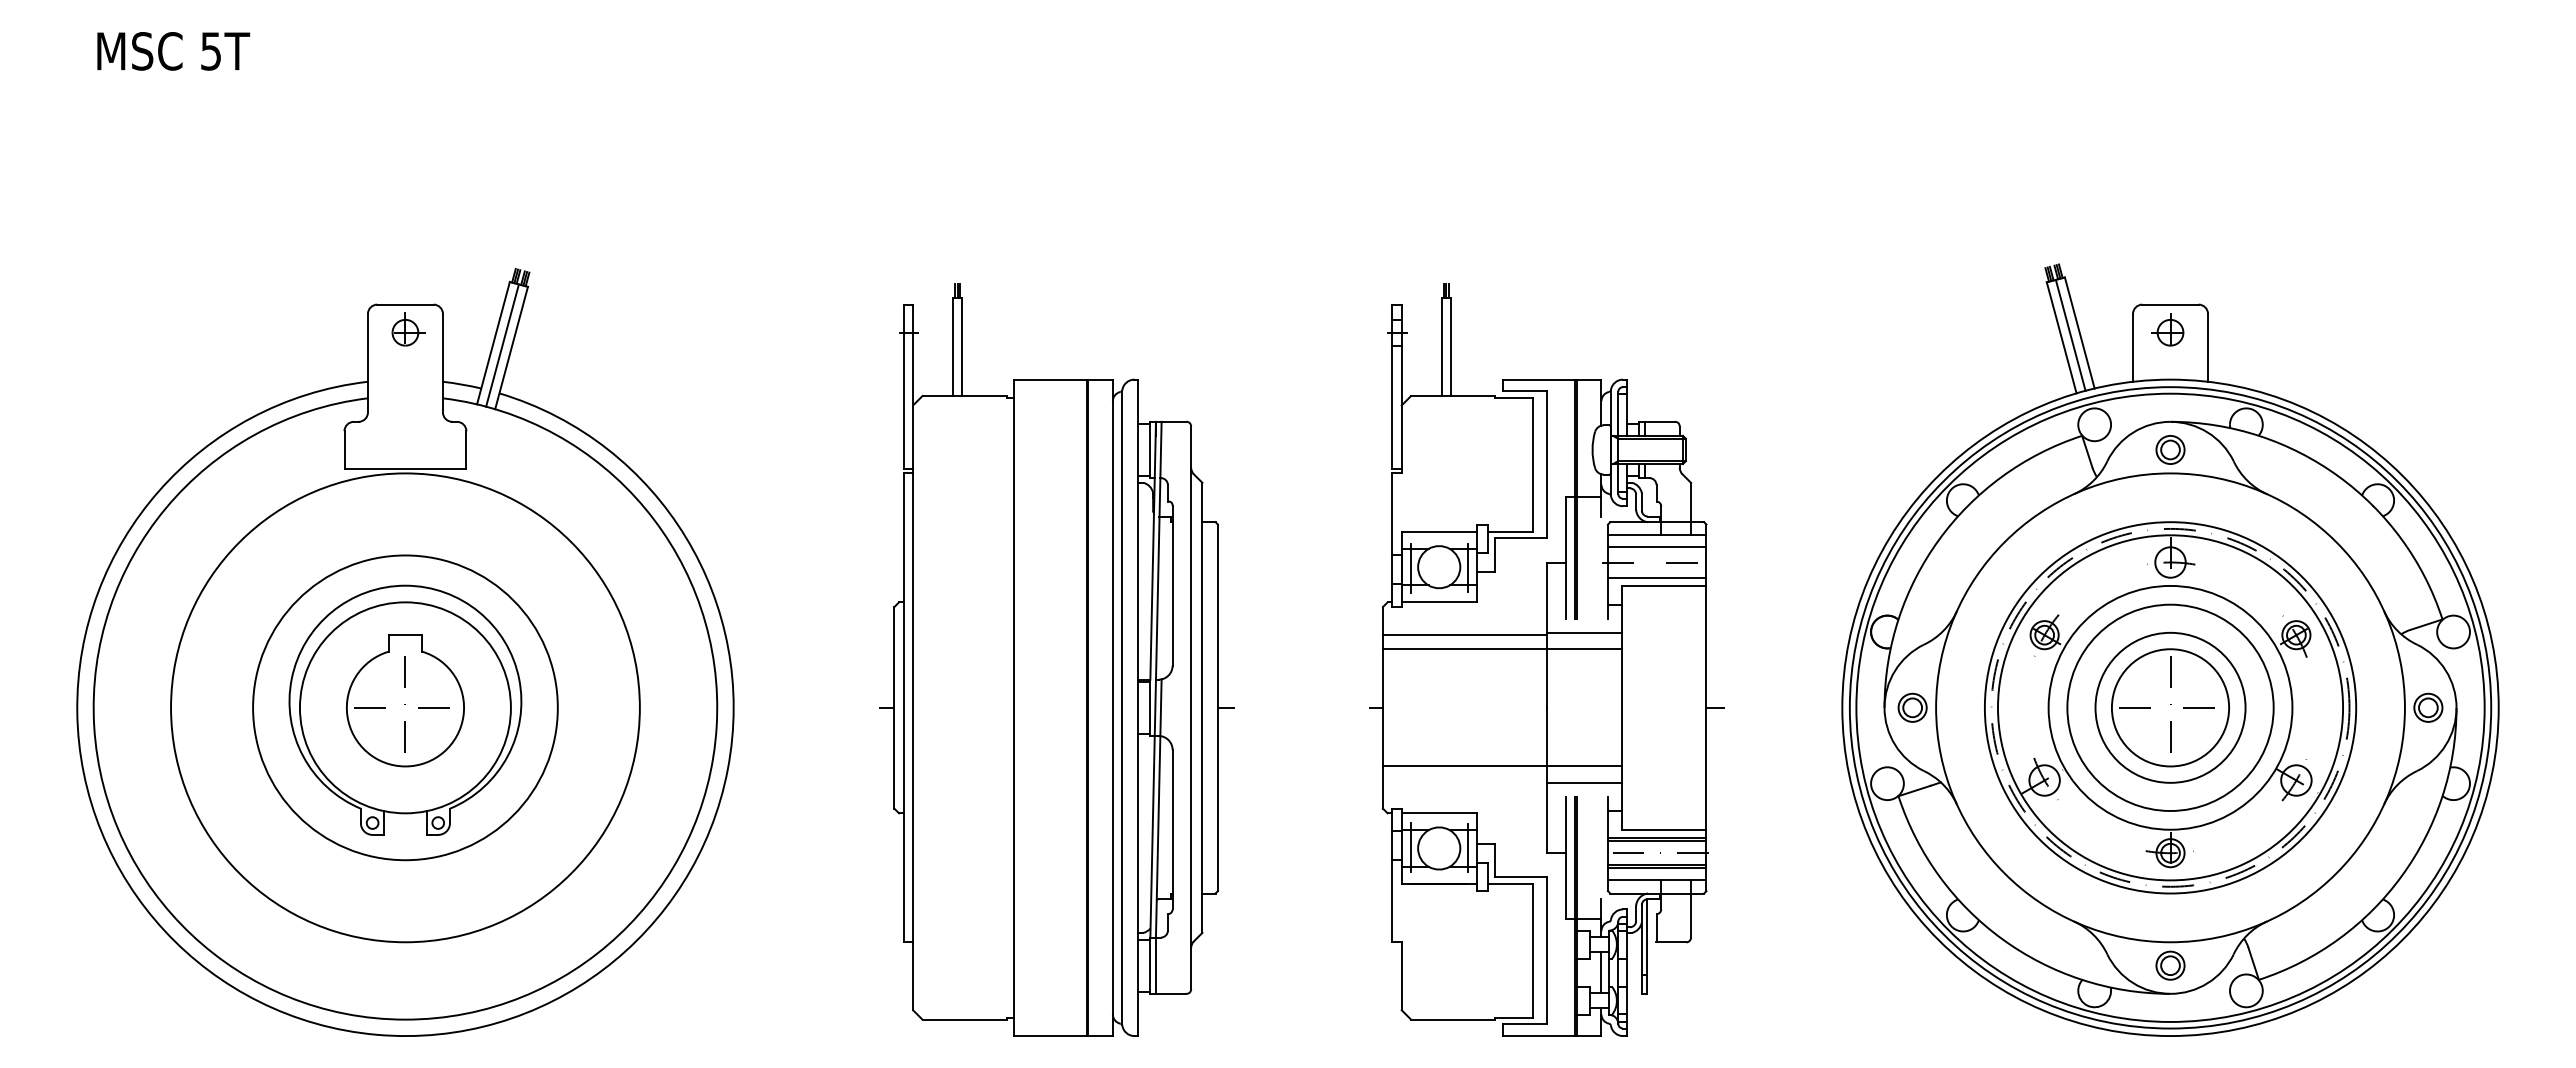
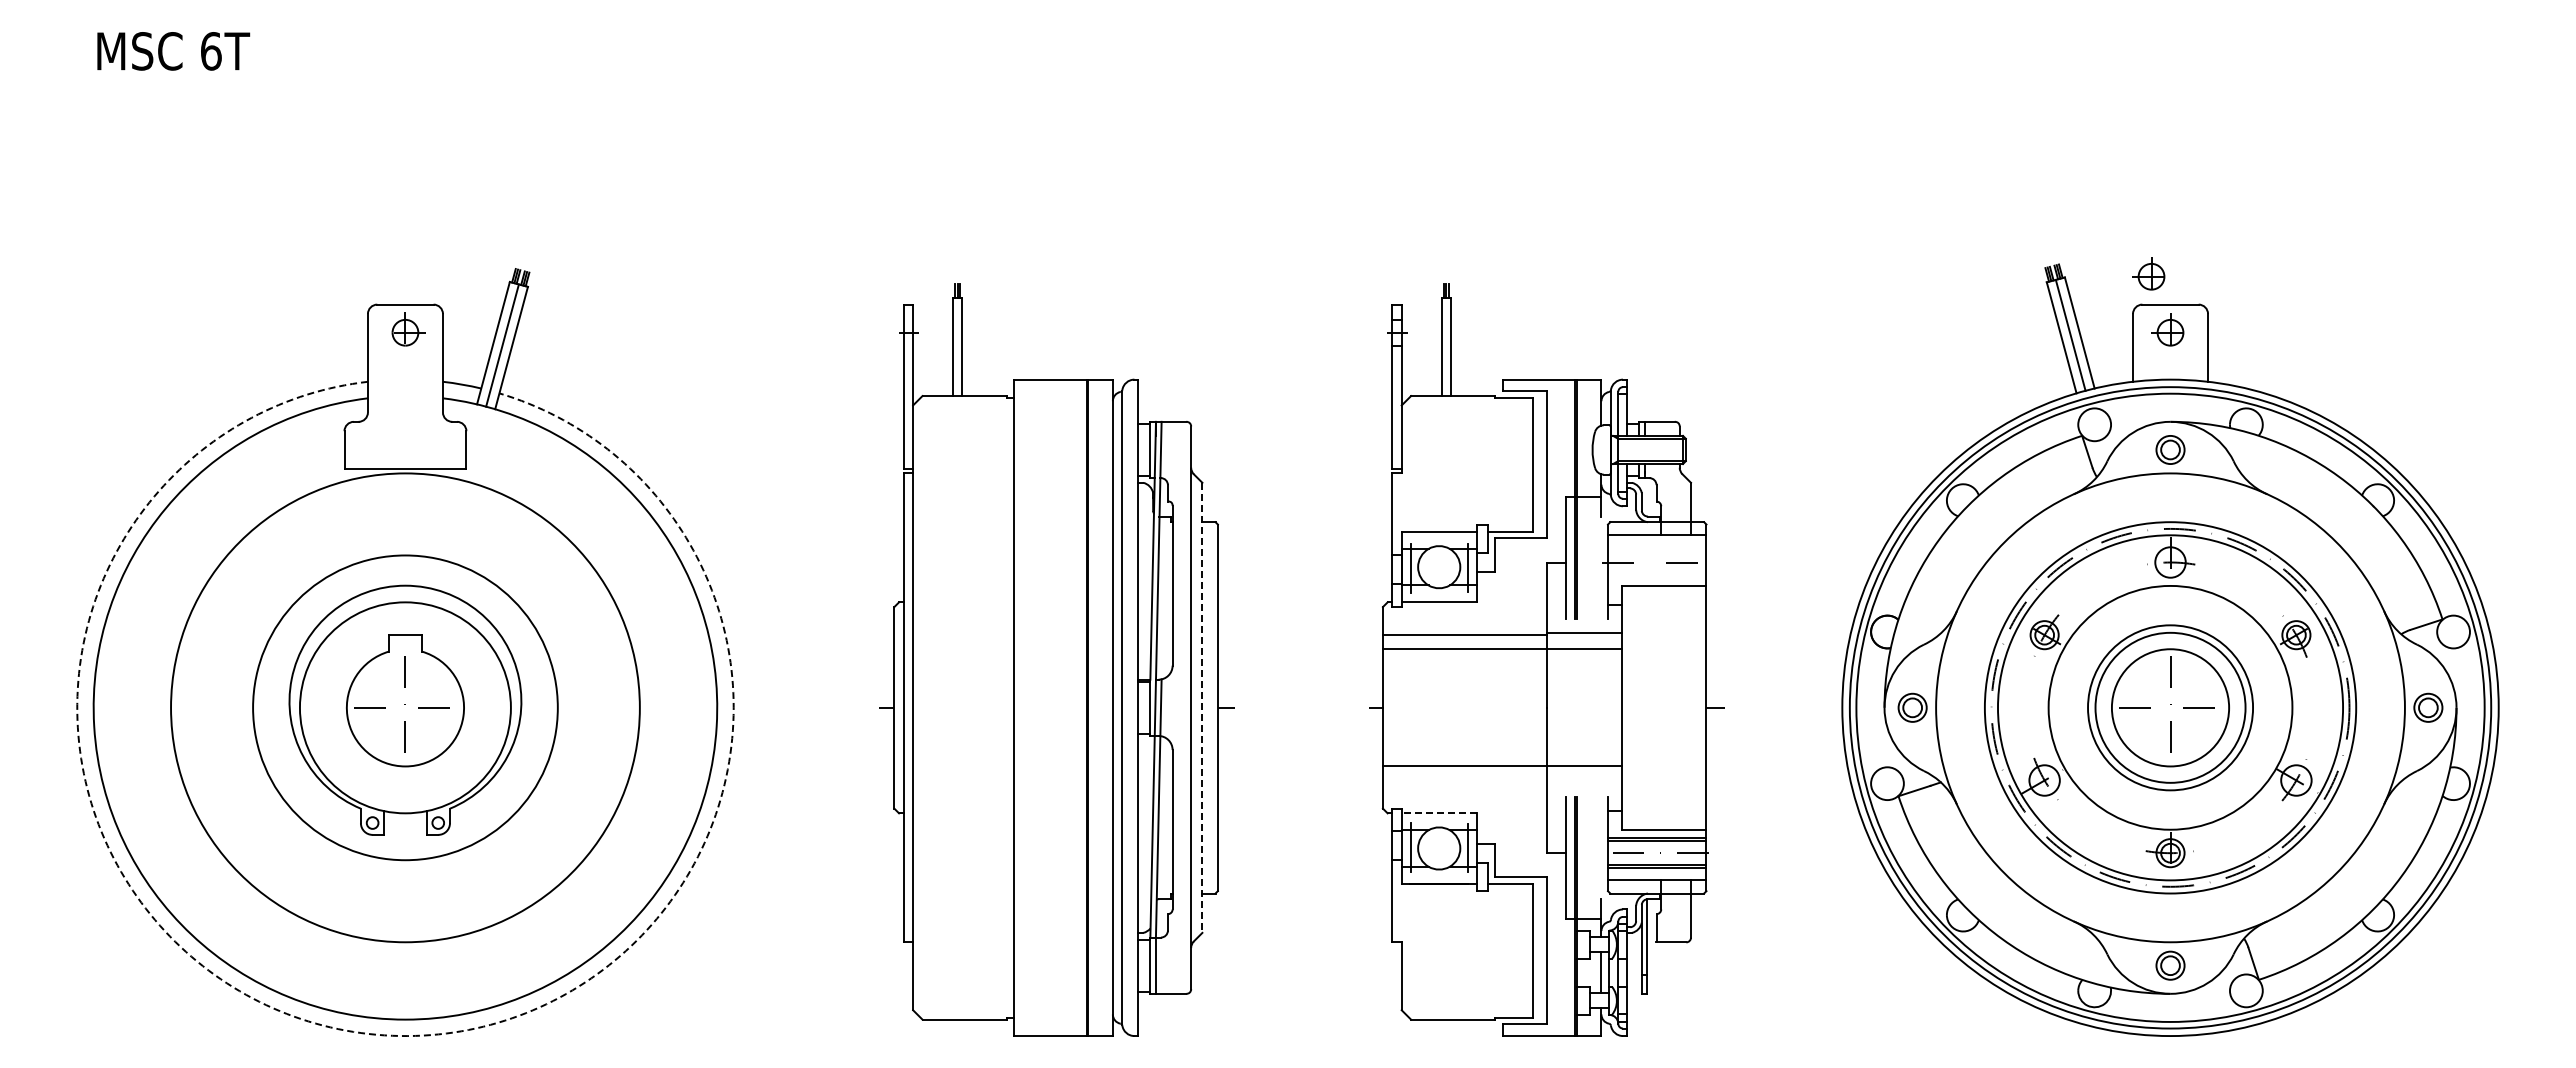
text: 5T -> 6T (211, 51)
part: none -> present (2148, 273)
line: present -> none (1657, 547)
line: present -> none (1657, 577)
circle diameter: 206 px -> 165 px (2170, 707)
line: solid -> dashed (1202, 708)
line: present -> none (1584, 782)
line: solid -> dashed (1439, 813)
arc: solid -> dashed (376, 1034)
